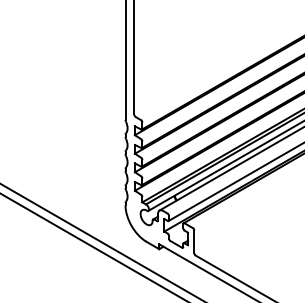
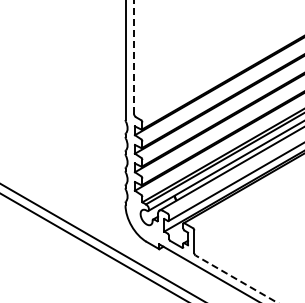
line: solid -> dashed (133, 56)
line: solid -> dashed (236, 279)
